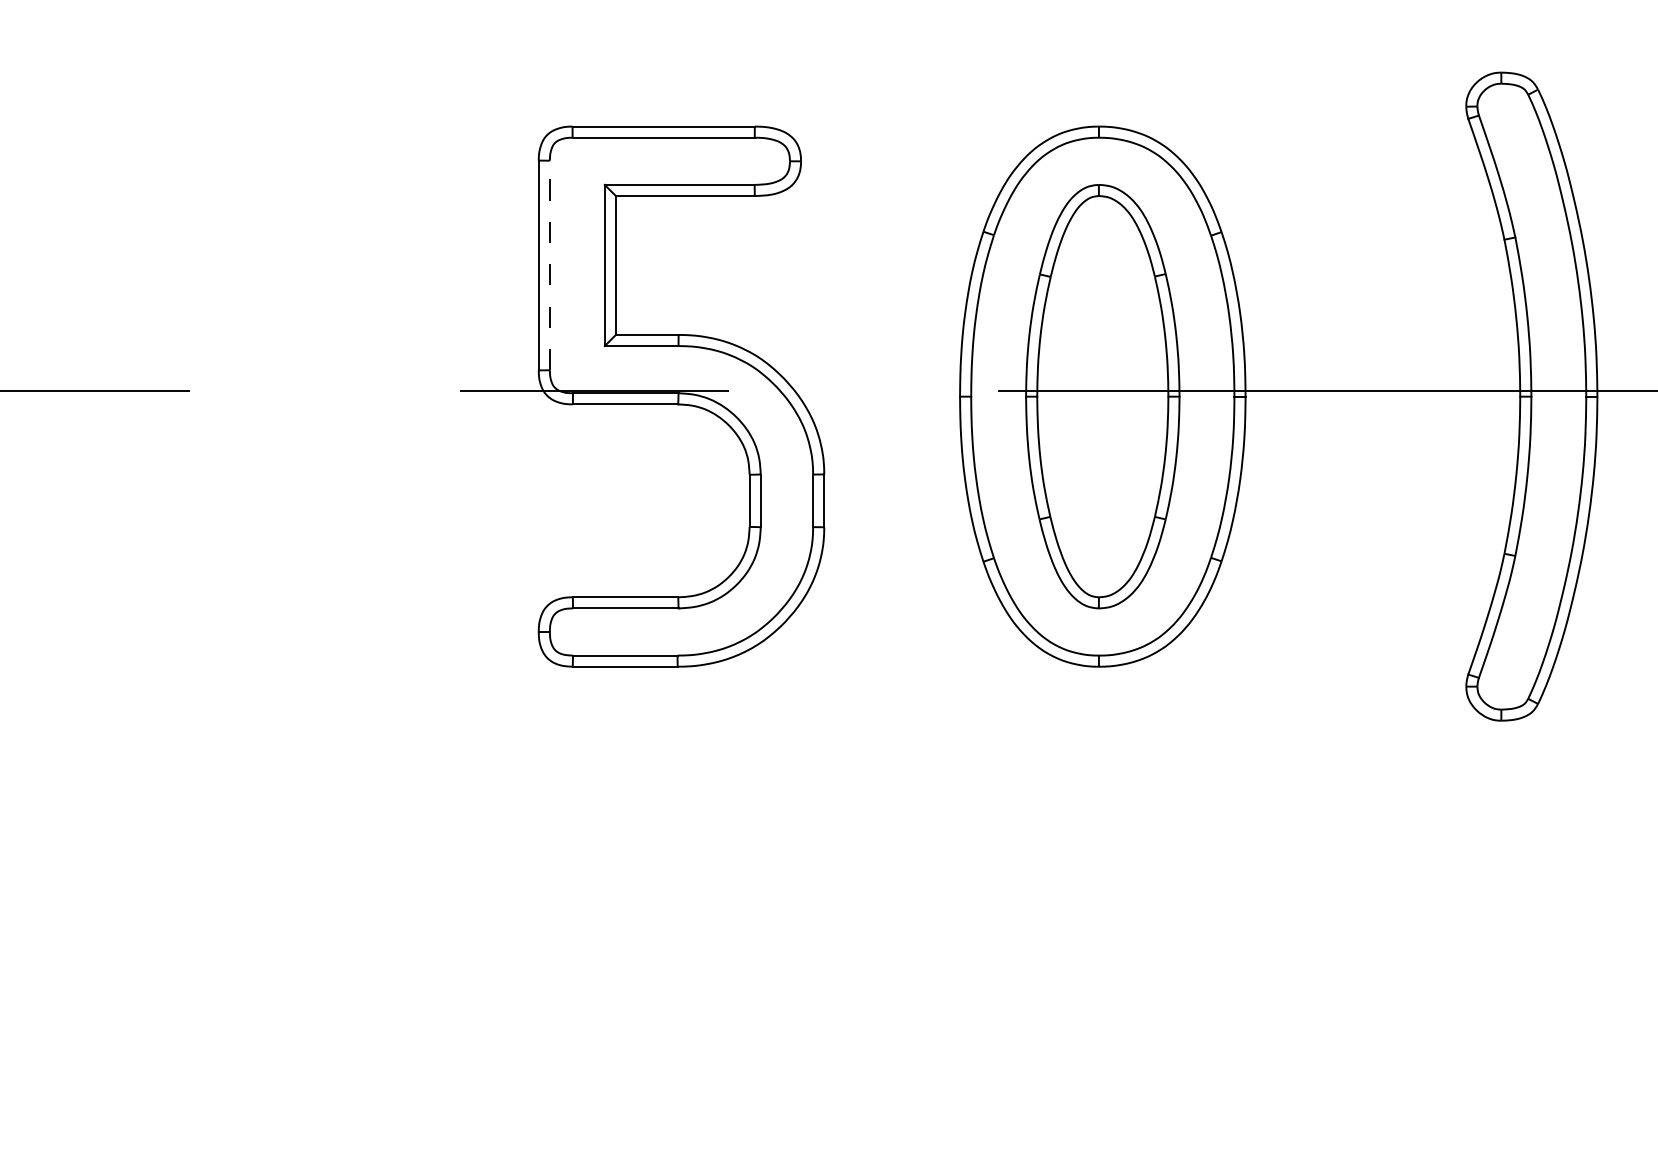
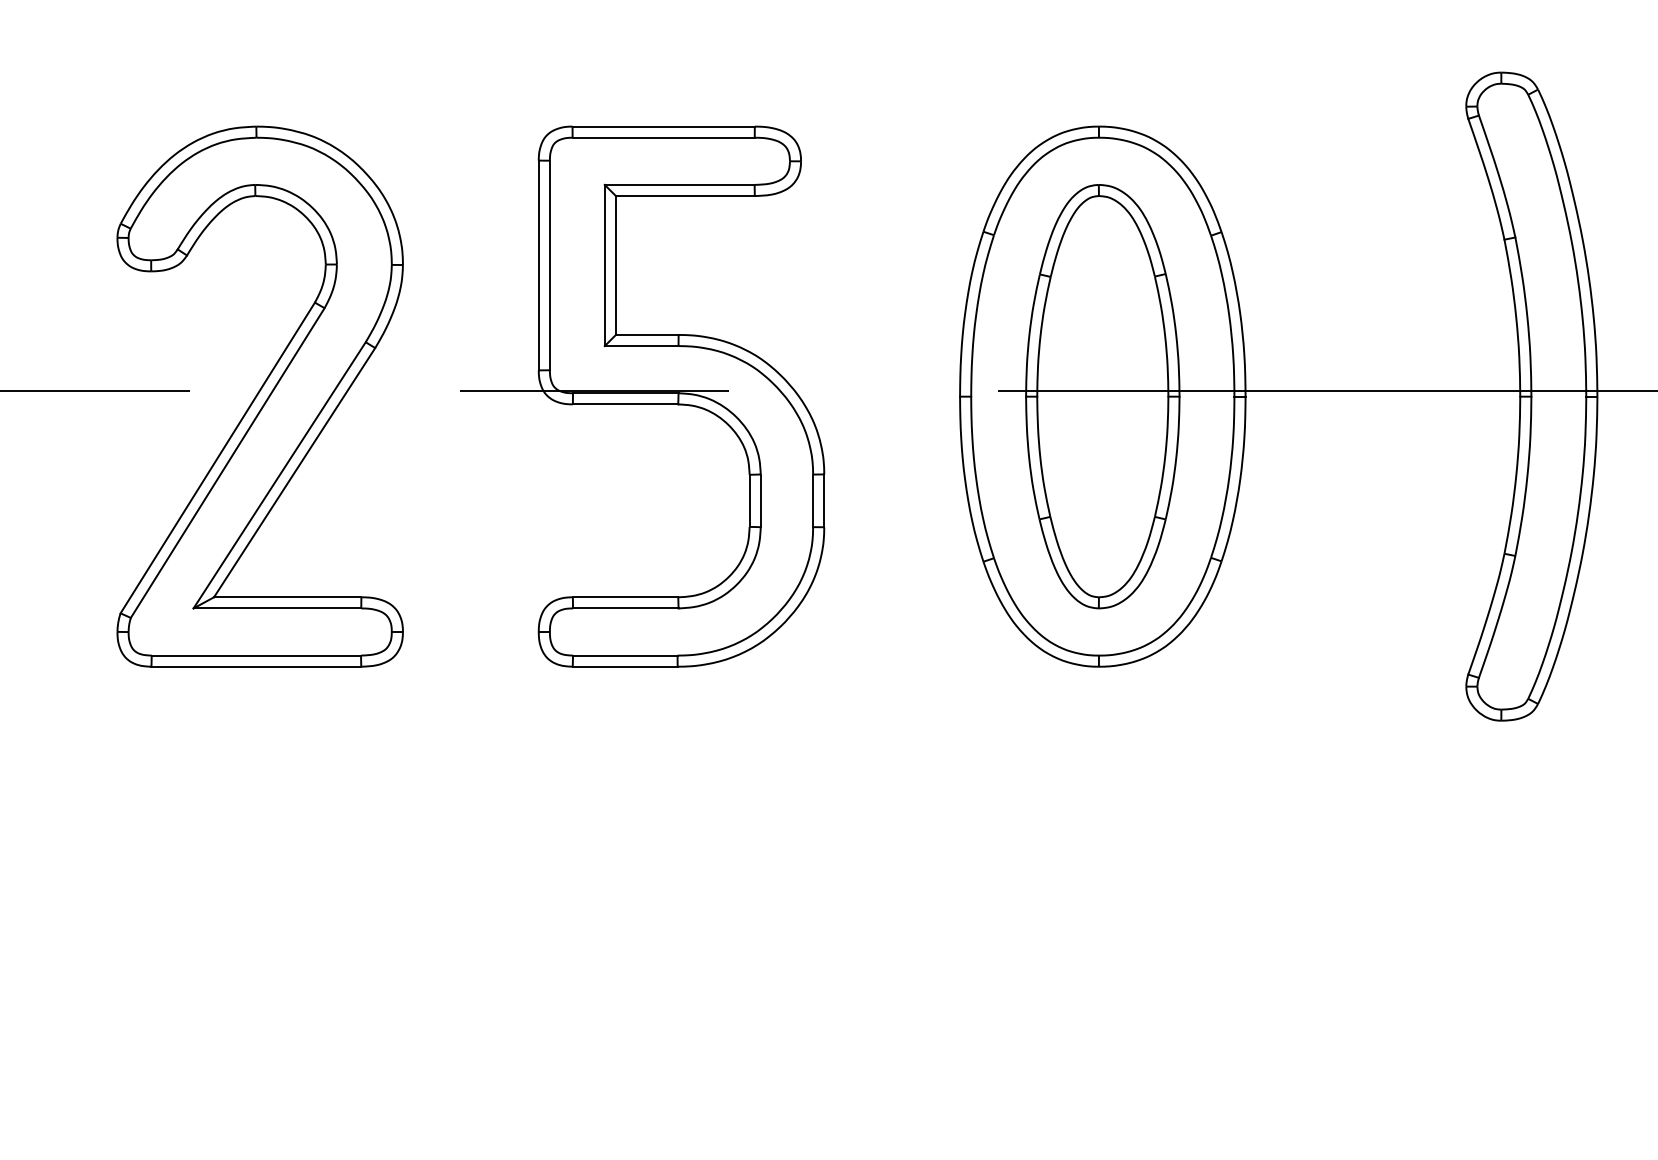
line: dashed -> solid (549, 265)
part: none -> present (259, 396)
